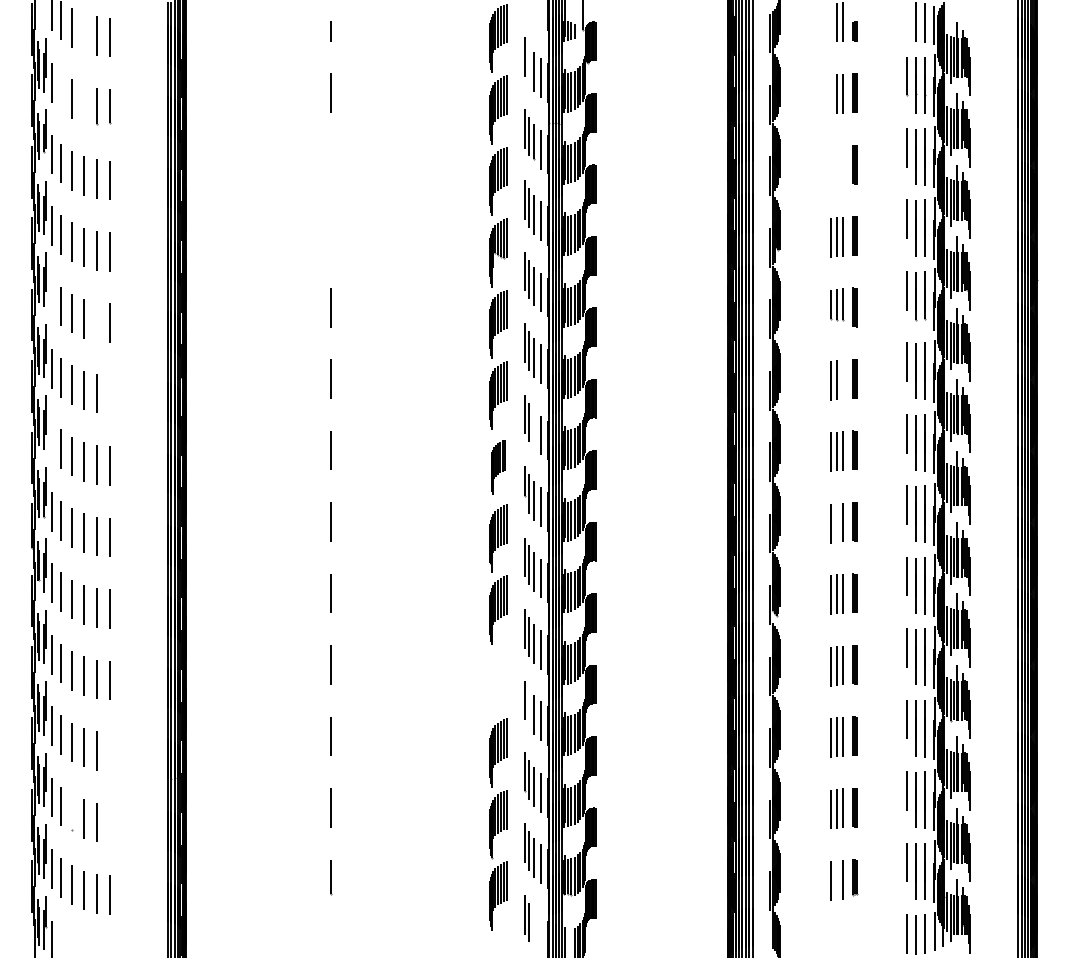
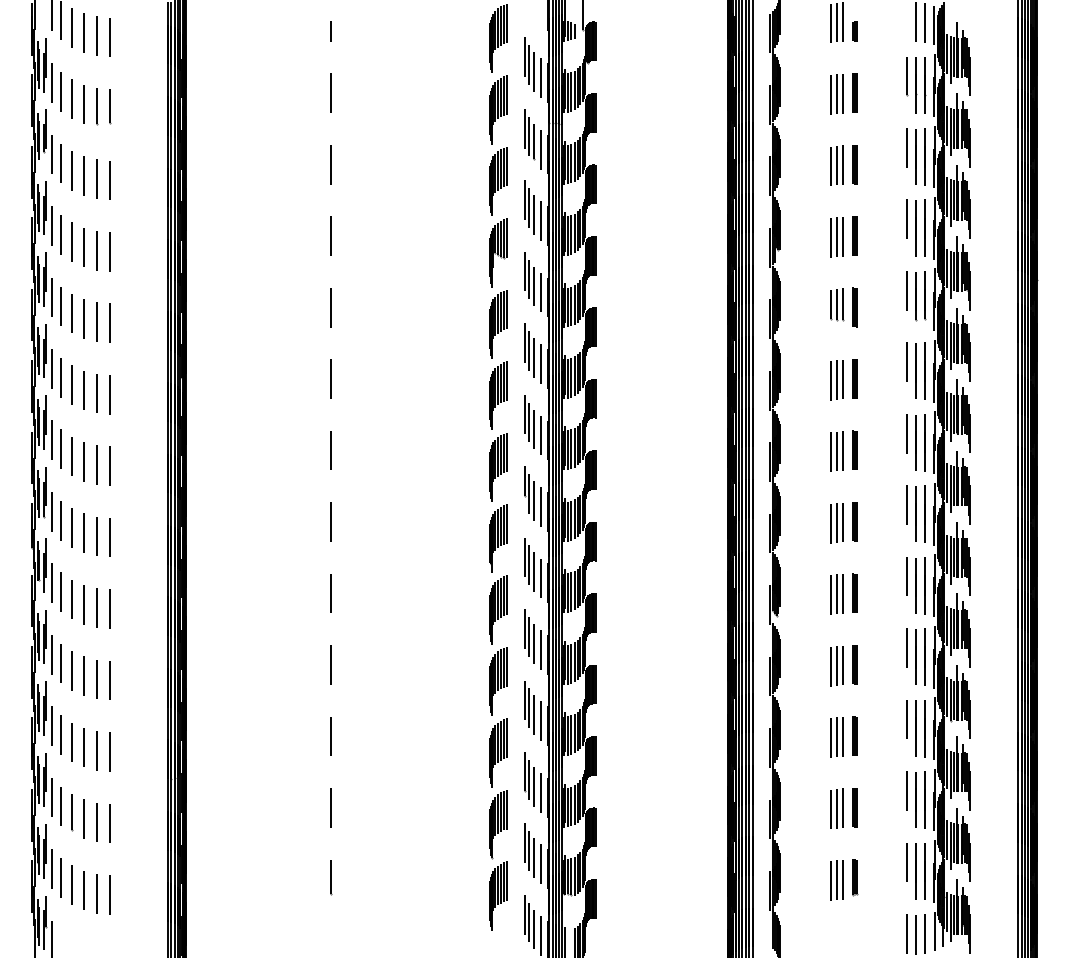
line: none -> present (831, 23)
line: none -> present (83, 32)
line: none -> present (528, 64)
line: none -> present (61, 91)
line: none -> present (831, 94)
line: none -> present (84, 104)
line: none -> present (330, 164)
part: none -> present (836, 165)
line: none -> present (331, 236)
line: none -> present (51, 297)
line: none -> present (96, 322)
line: none -> present (843, 379)
line: none -> present (109, 394)
line: none -> present (534, 429)
line: none -> present (51, 440)
part size: 15x55 px -> 19x69 px (498, 467)
line: none -> present (837, 522)
part: none -> present (498, 681)
line: none -> present (528, 708)
line: none -> present (109, 751)
line: none -> present (72, 811)
line: none -> present (109, 823)
line: none -> present (837, 879)
line: none -> present (534, 929)
line: none -> present (540, 934)
